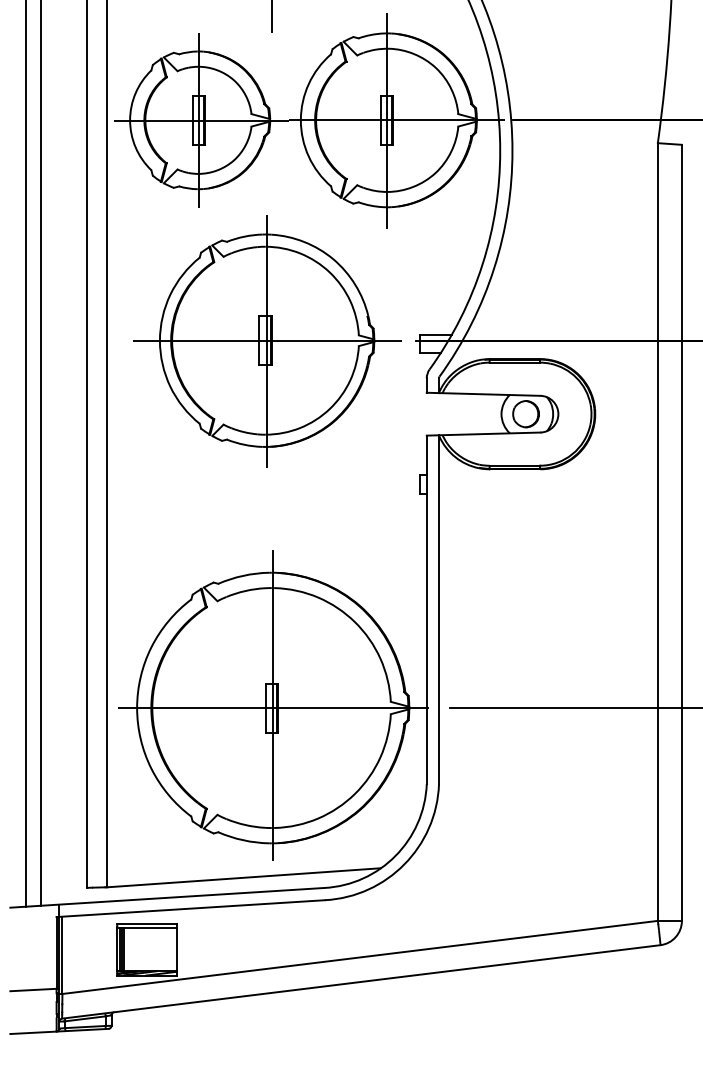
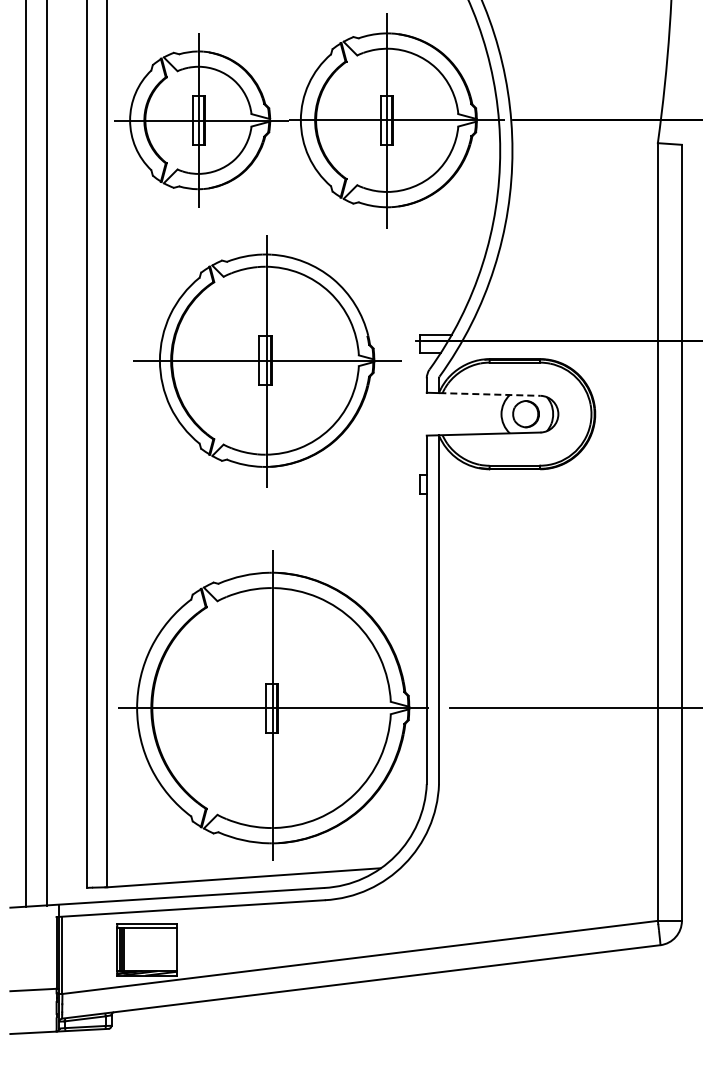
line: present -> none (271, 17)
part position: (267, 341) -> (267, 361) (267, 361)
line: solid -> dashed (489, 394)
line position: (41, 453) -> (47, 453) (47, 453)
